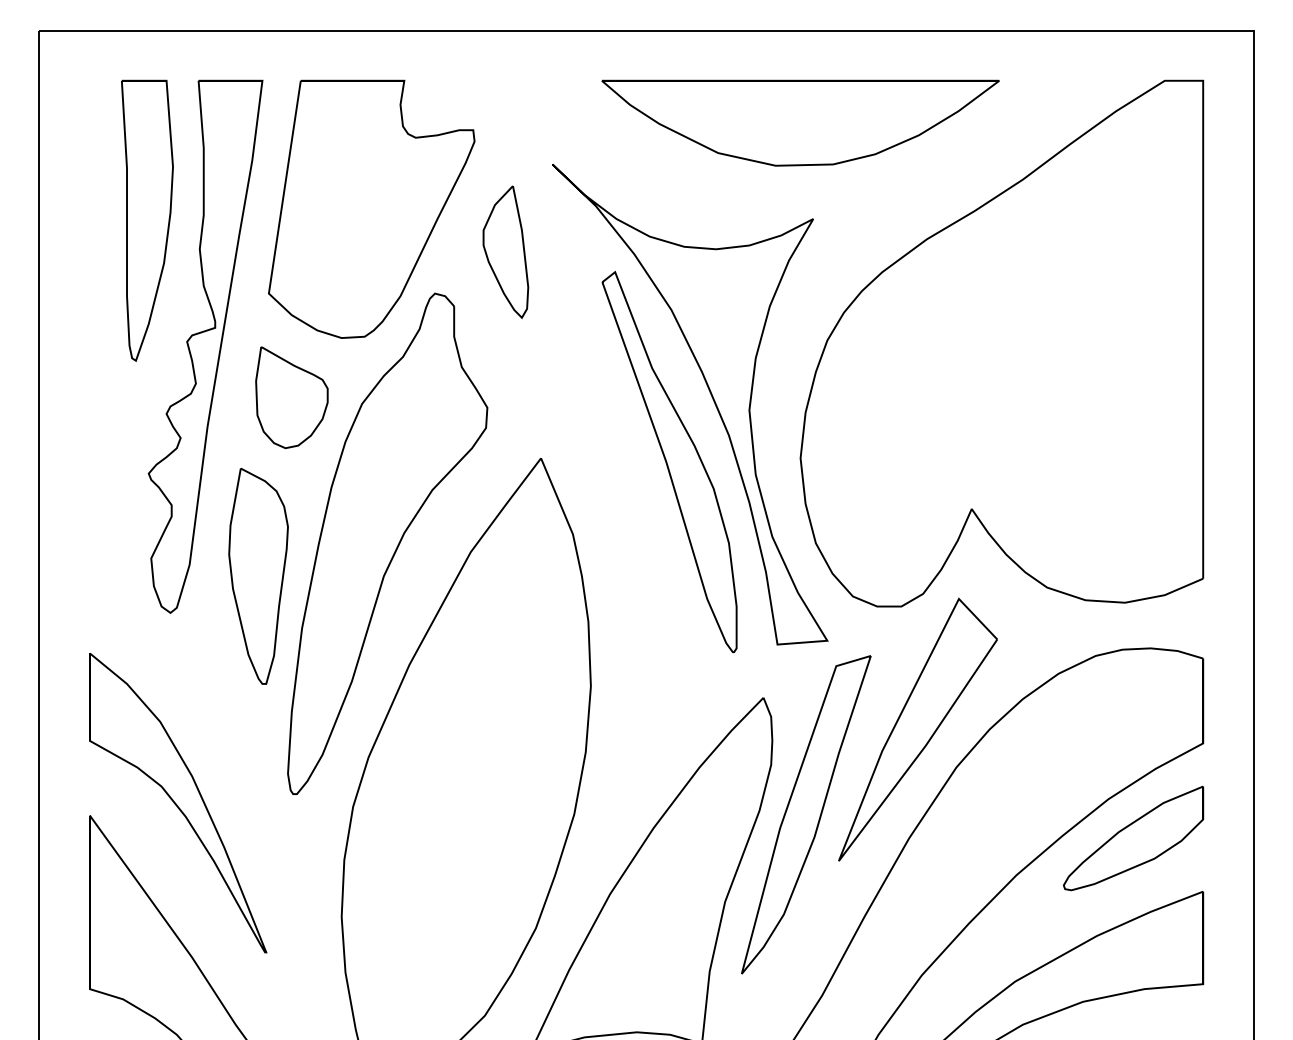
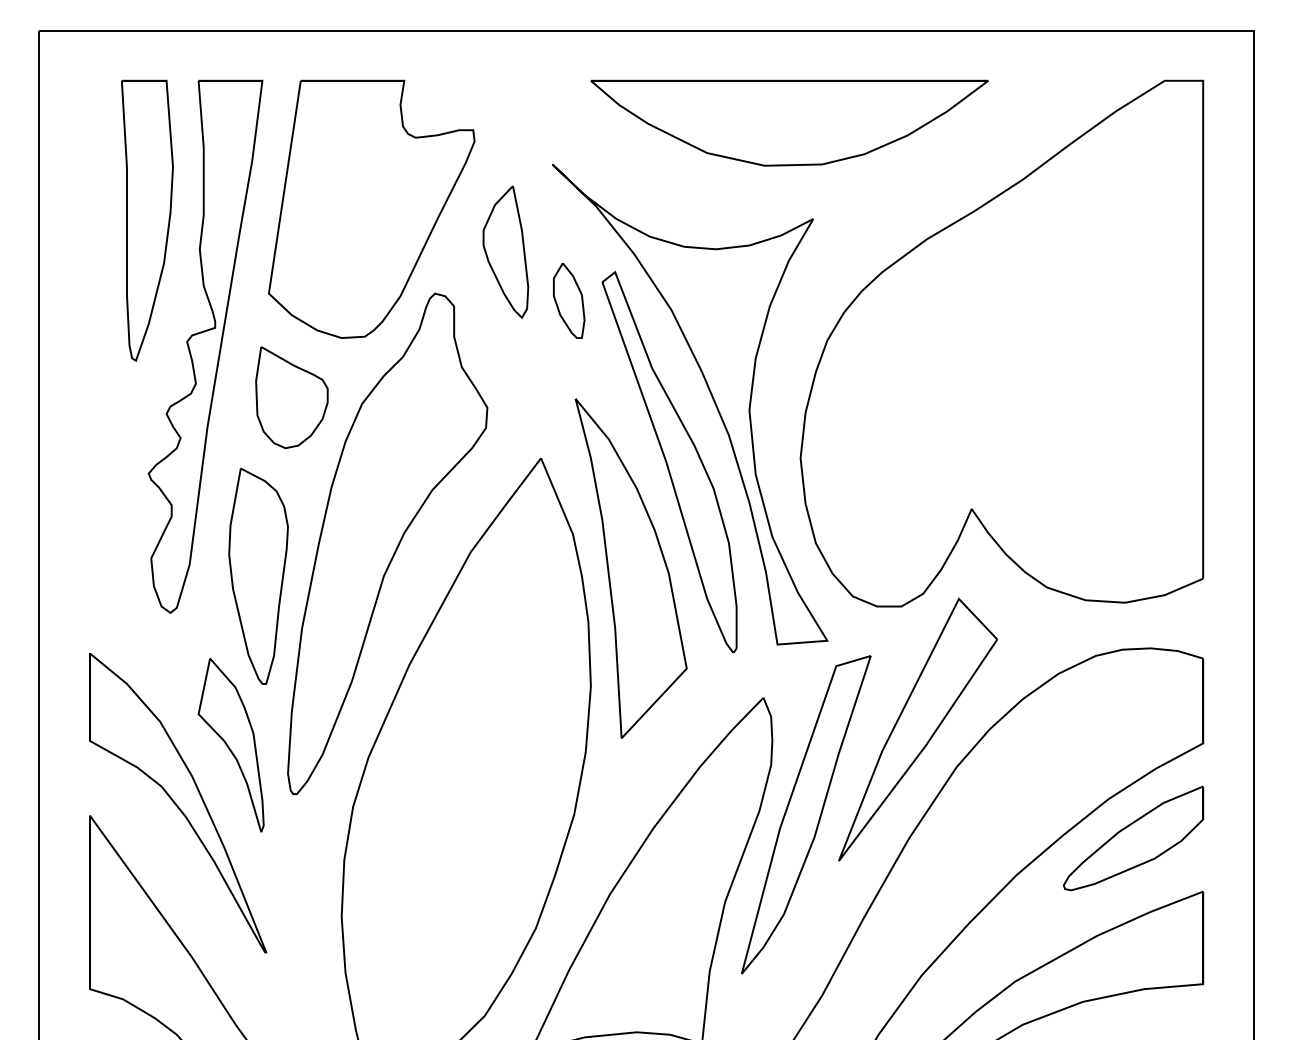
part position: (800, 122) -> (789, 122) (789, 122)
part: none -> present (569, 300)
part: none -> present (630, 568)
part: none -> present (230, 745)
